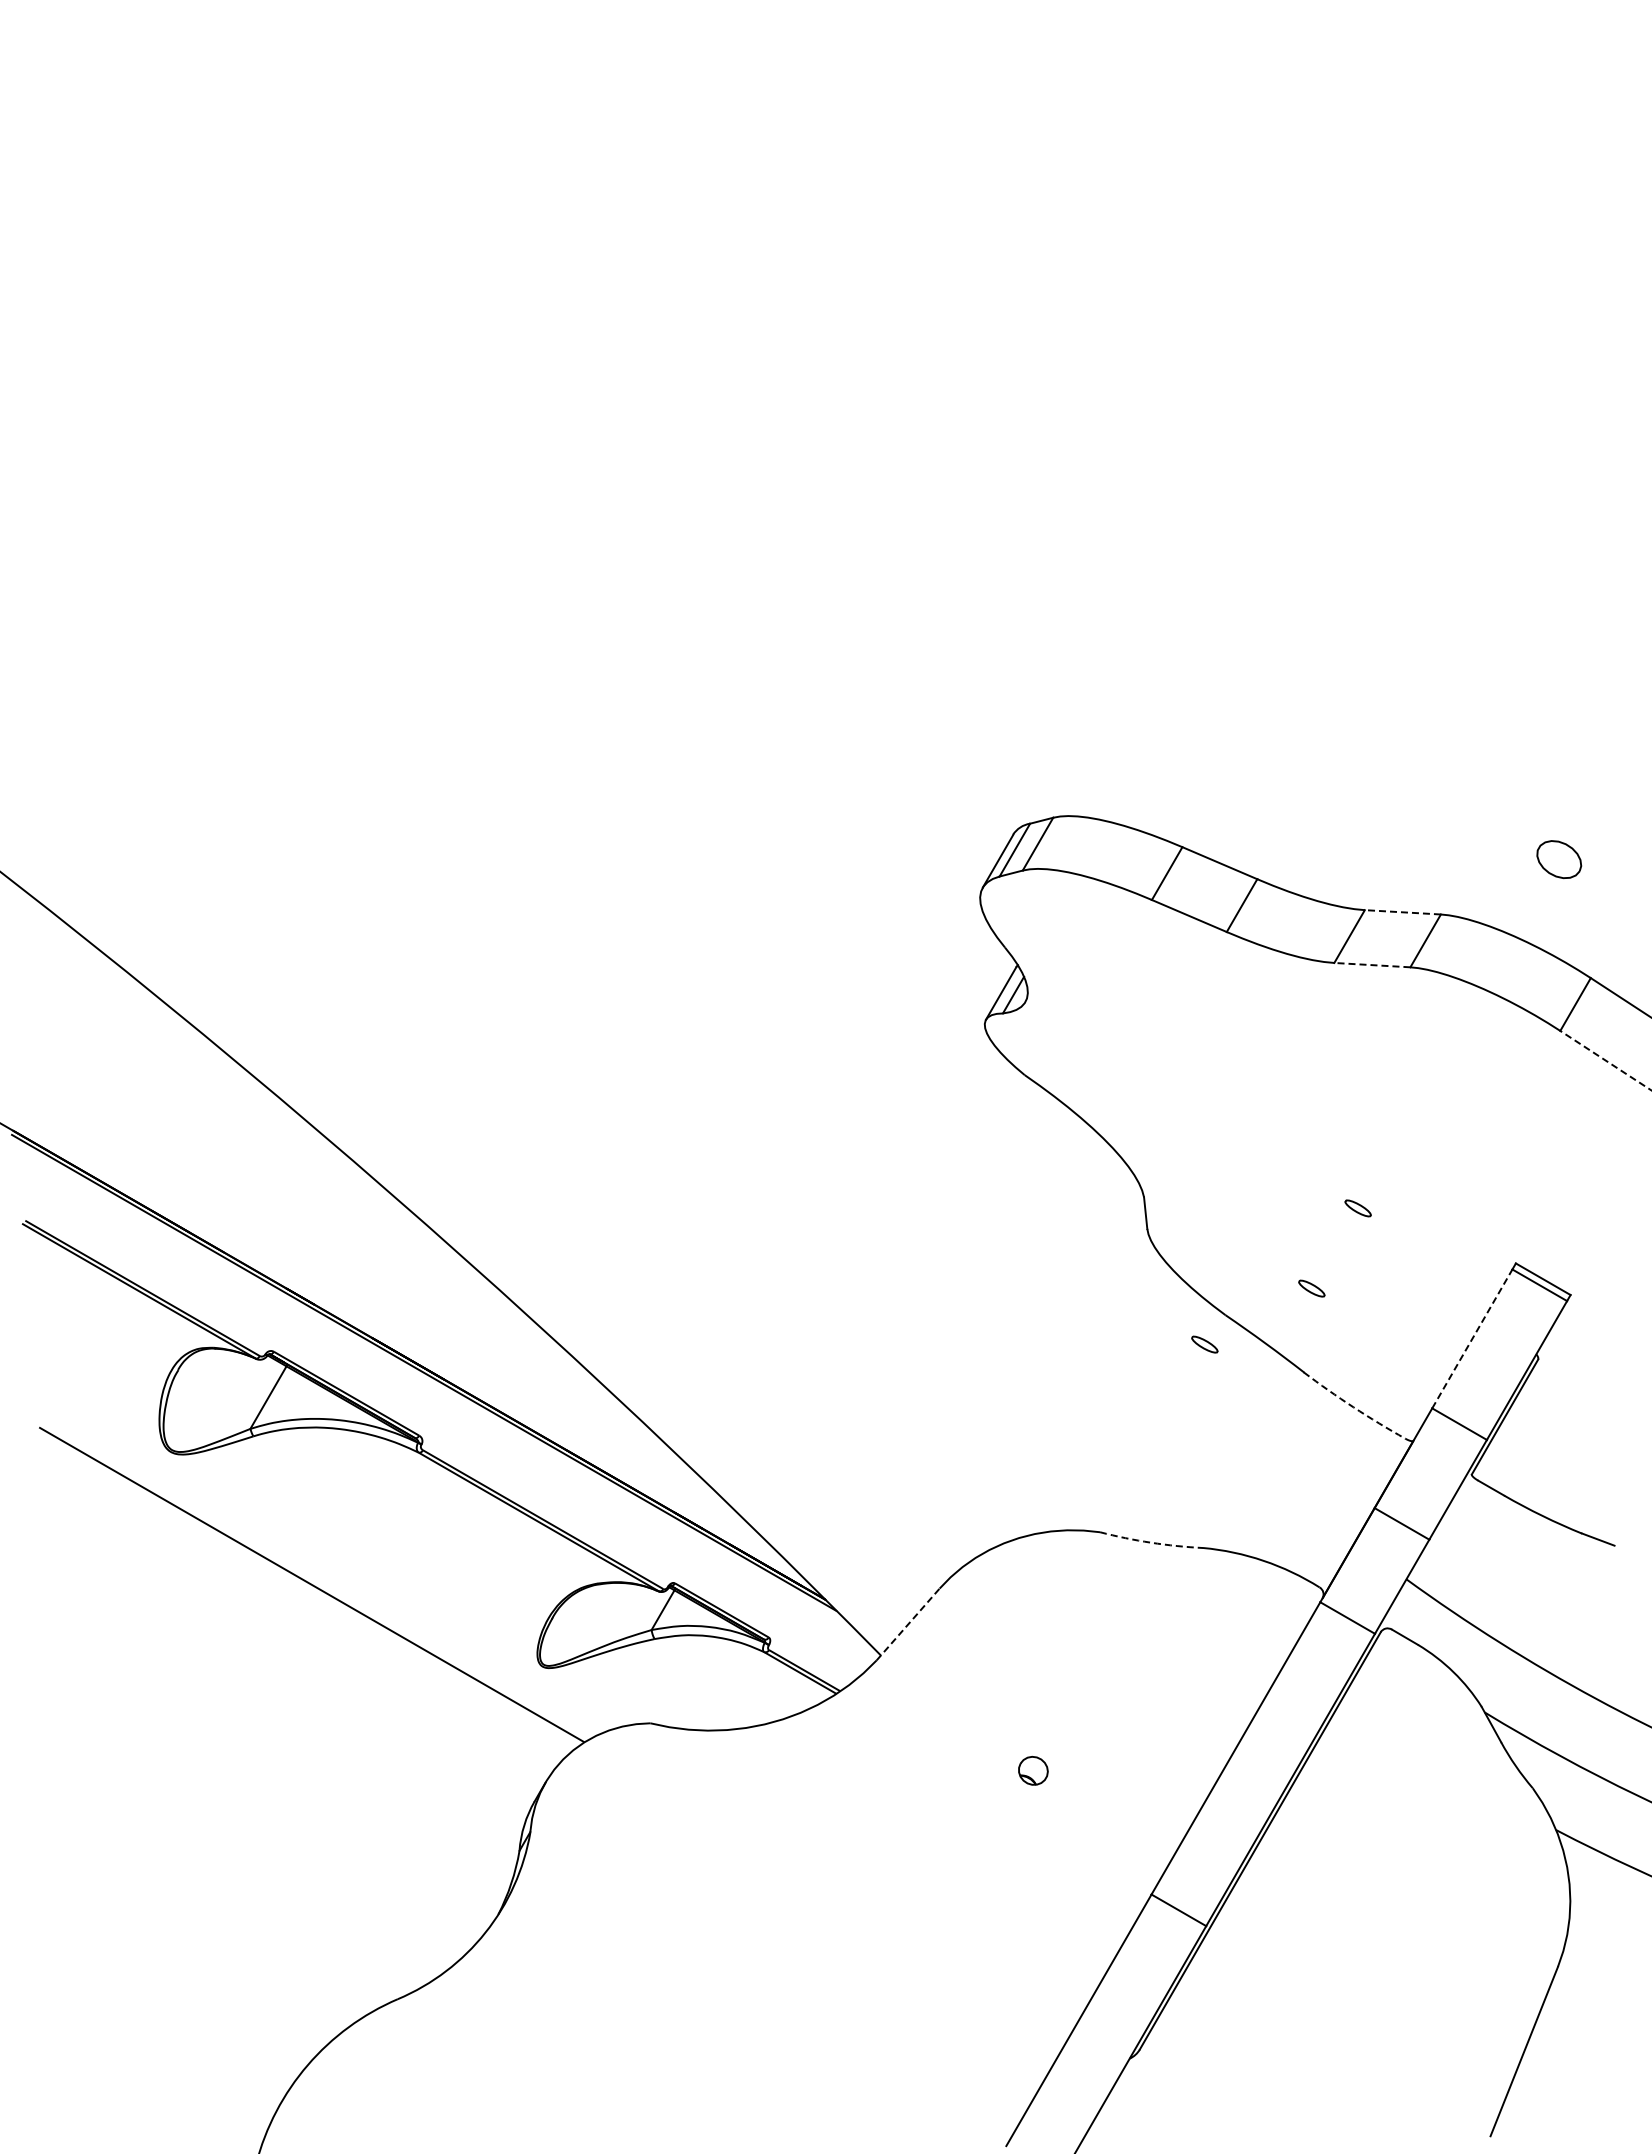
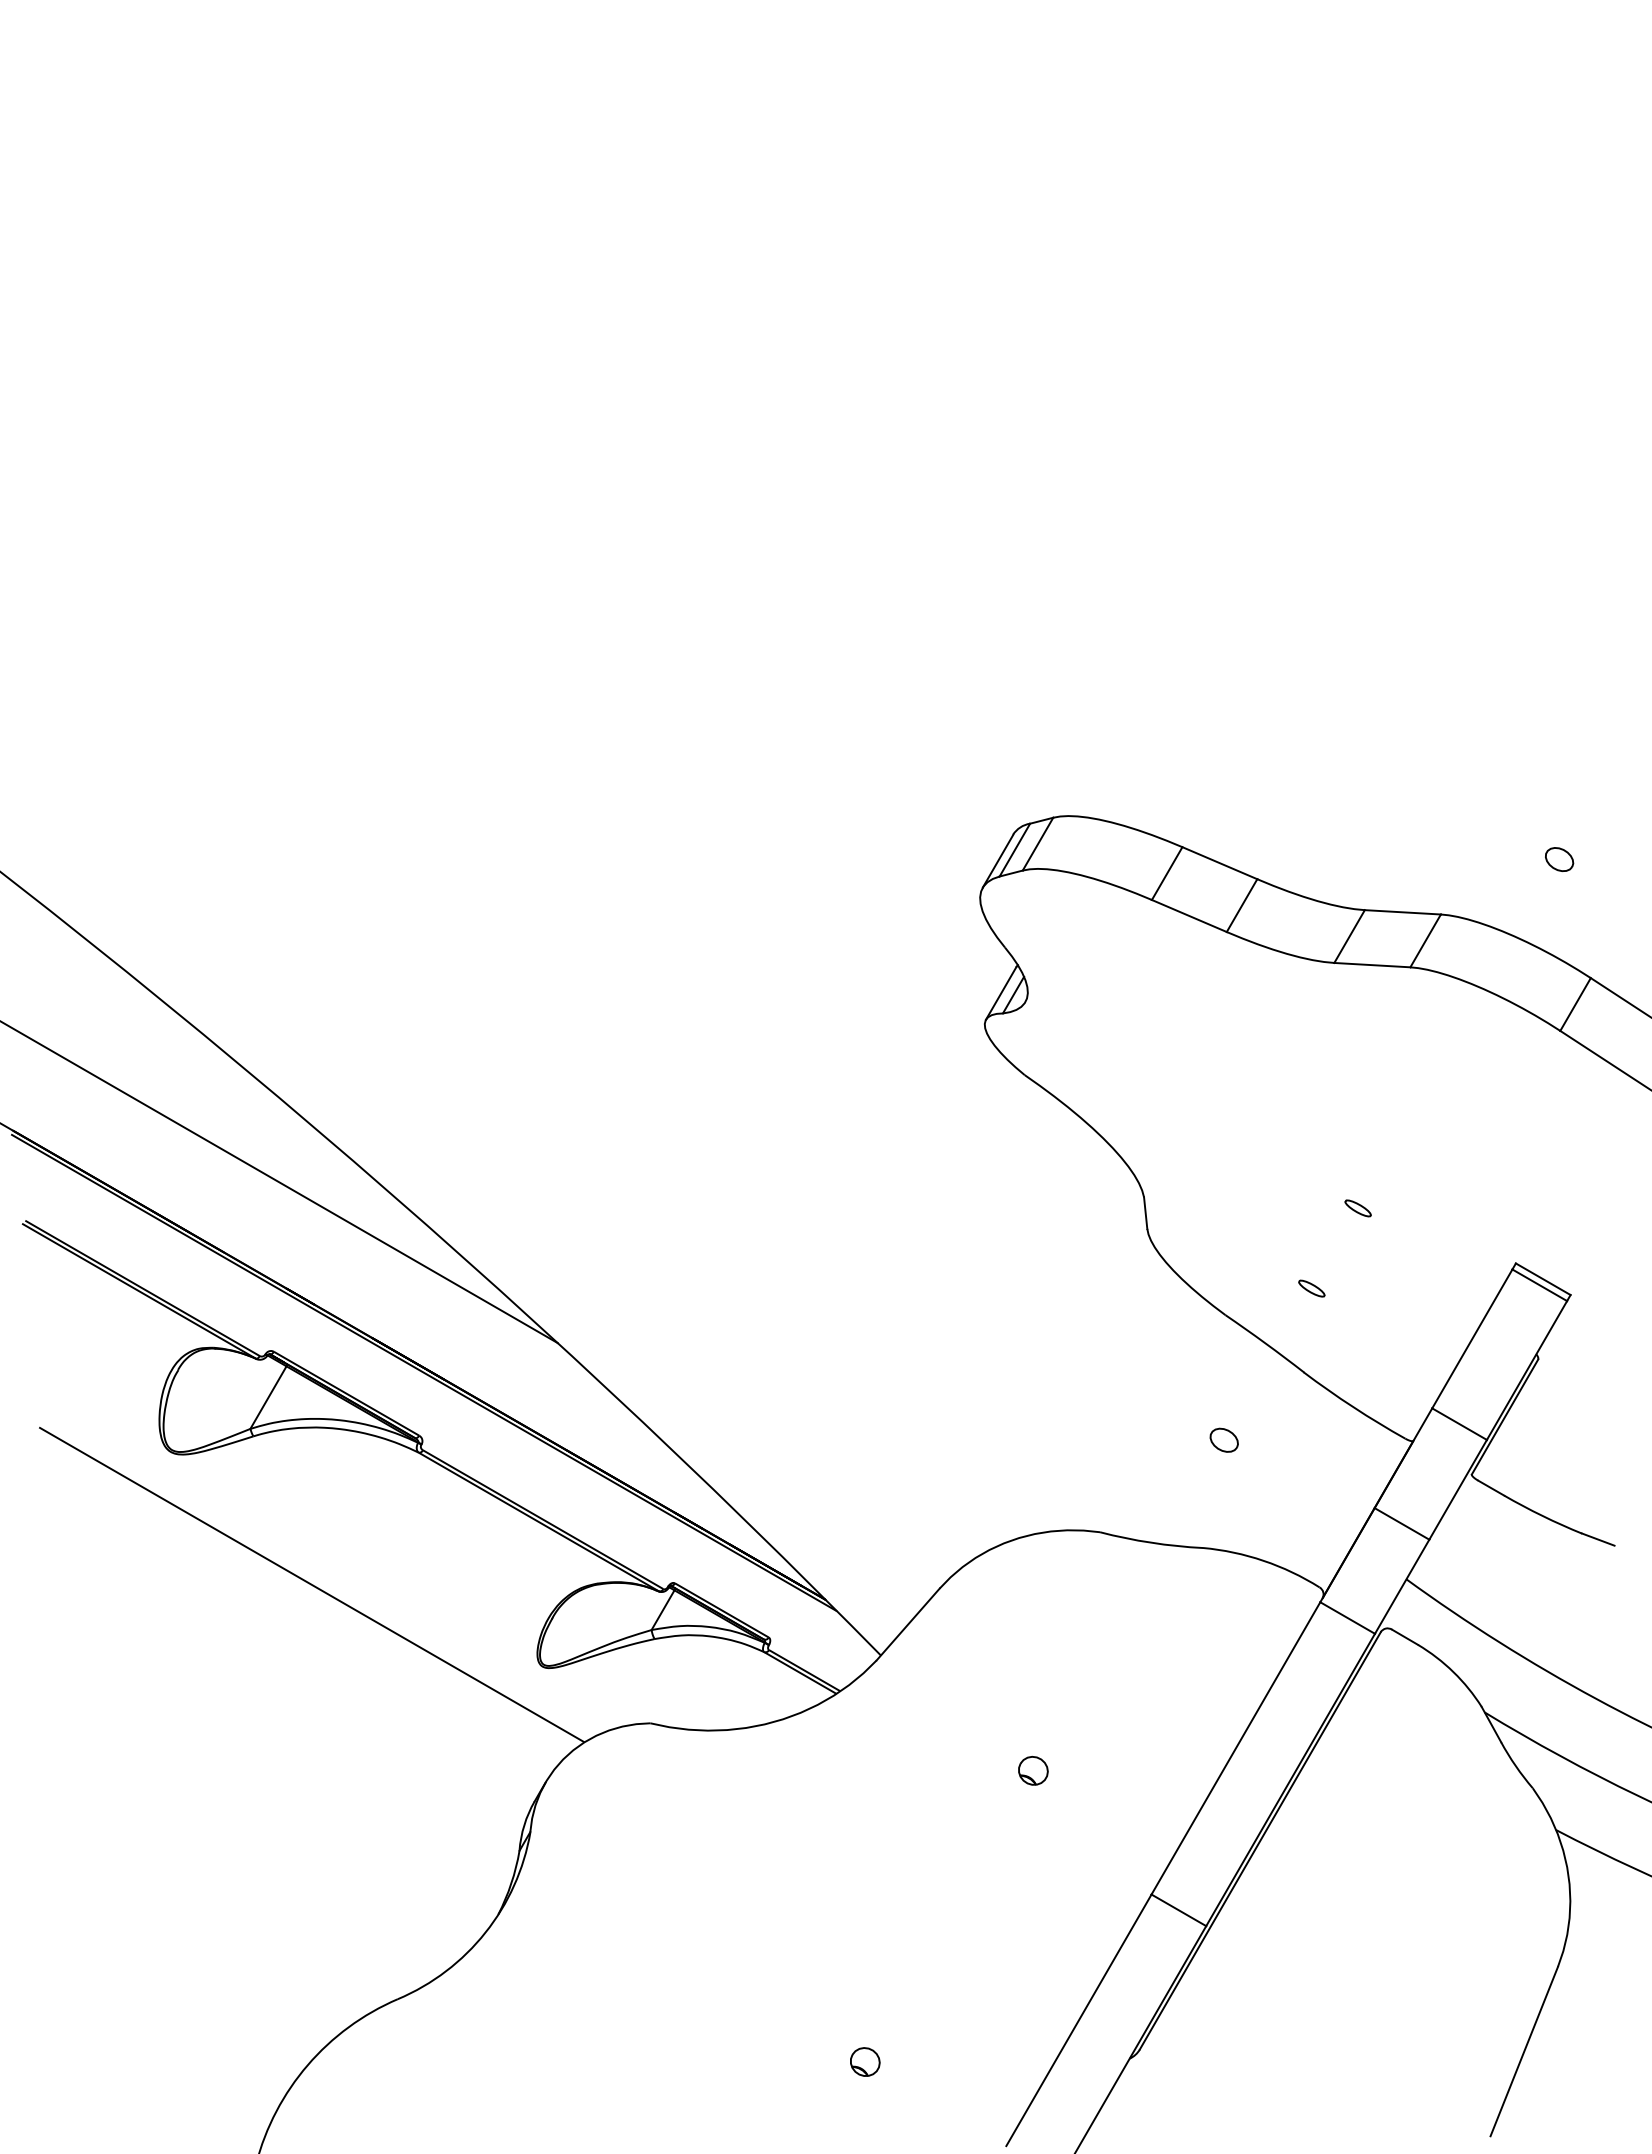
part size: 47x40 px -> 30x25 px (1559, 859)
line: dashed -> solid (1402, 912)
line: dashed -> solid (1371, 965)
line: dashed -> solid (1605, 1060)
line: none -> present (279, 1182)
line: dashed -> solid (1472, 1338)
part: present -> none (1204, 1344)
arc: dashed -> solid (1353, 1407)
part: none -> present (1223, 1439)
arc: dashed -> solid (1151, 1542)
line: dashed -> solid (908, 1624)
part: none -> present (865, 2061)
